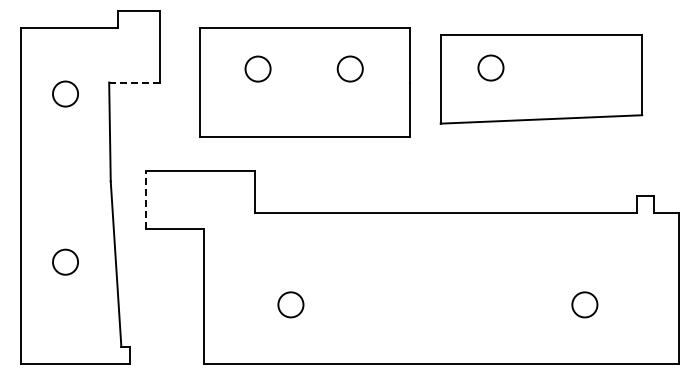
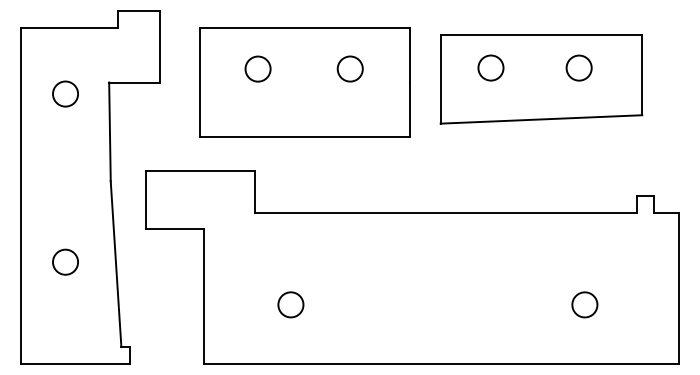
circle: none -> present (578, 67)
line: dashed -> solid (133, 82)
line: dashed -> solid (145, 199)
